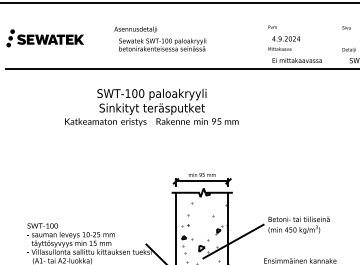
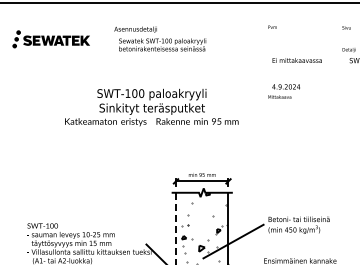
part position: (44, 38) -> (50, 39) (50, 39)
text position: (283, 43) -> (283, 91) (283, 91)
line: present -> none (181, 69)
line: solid -> dashed (176, 228)
